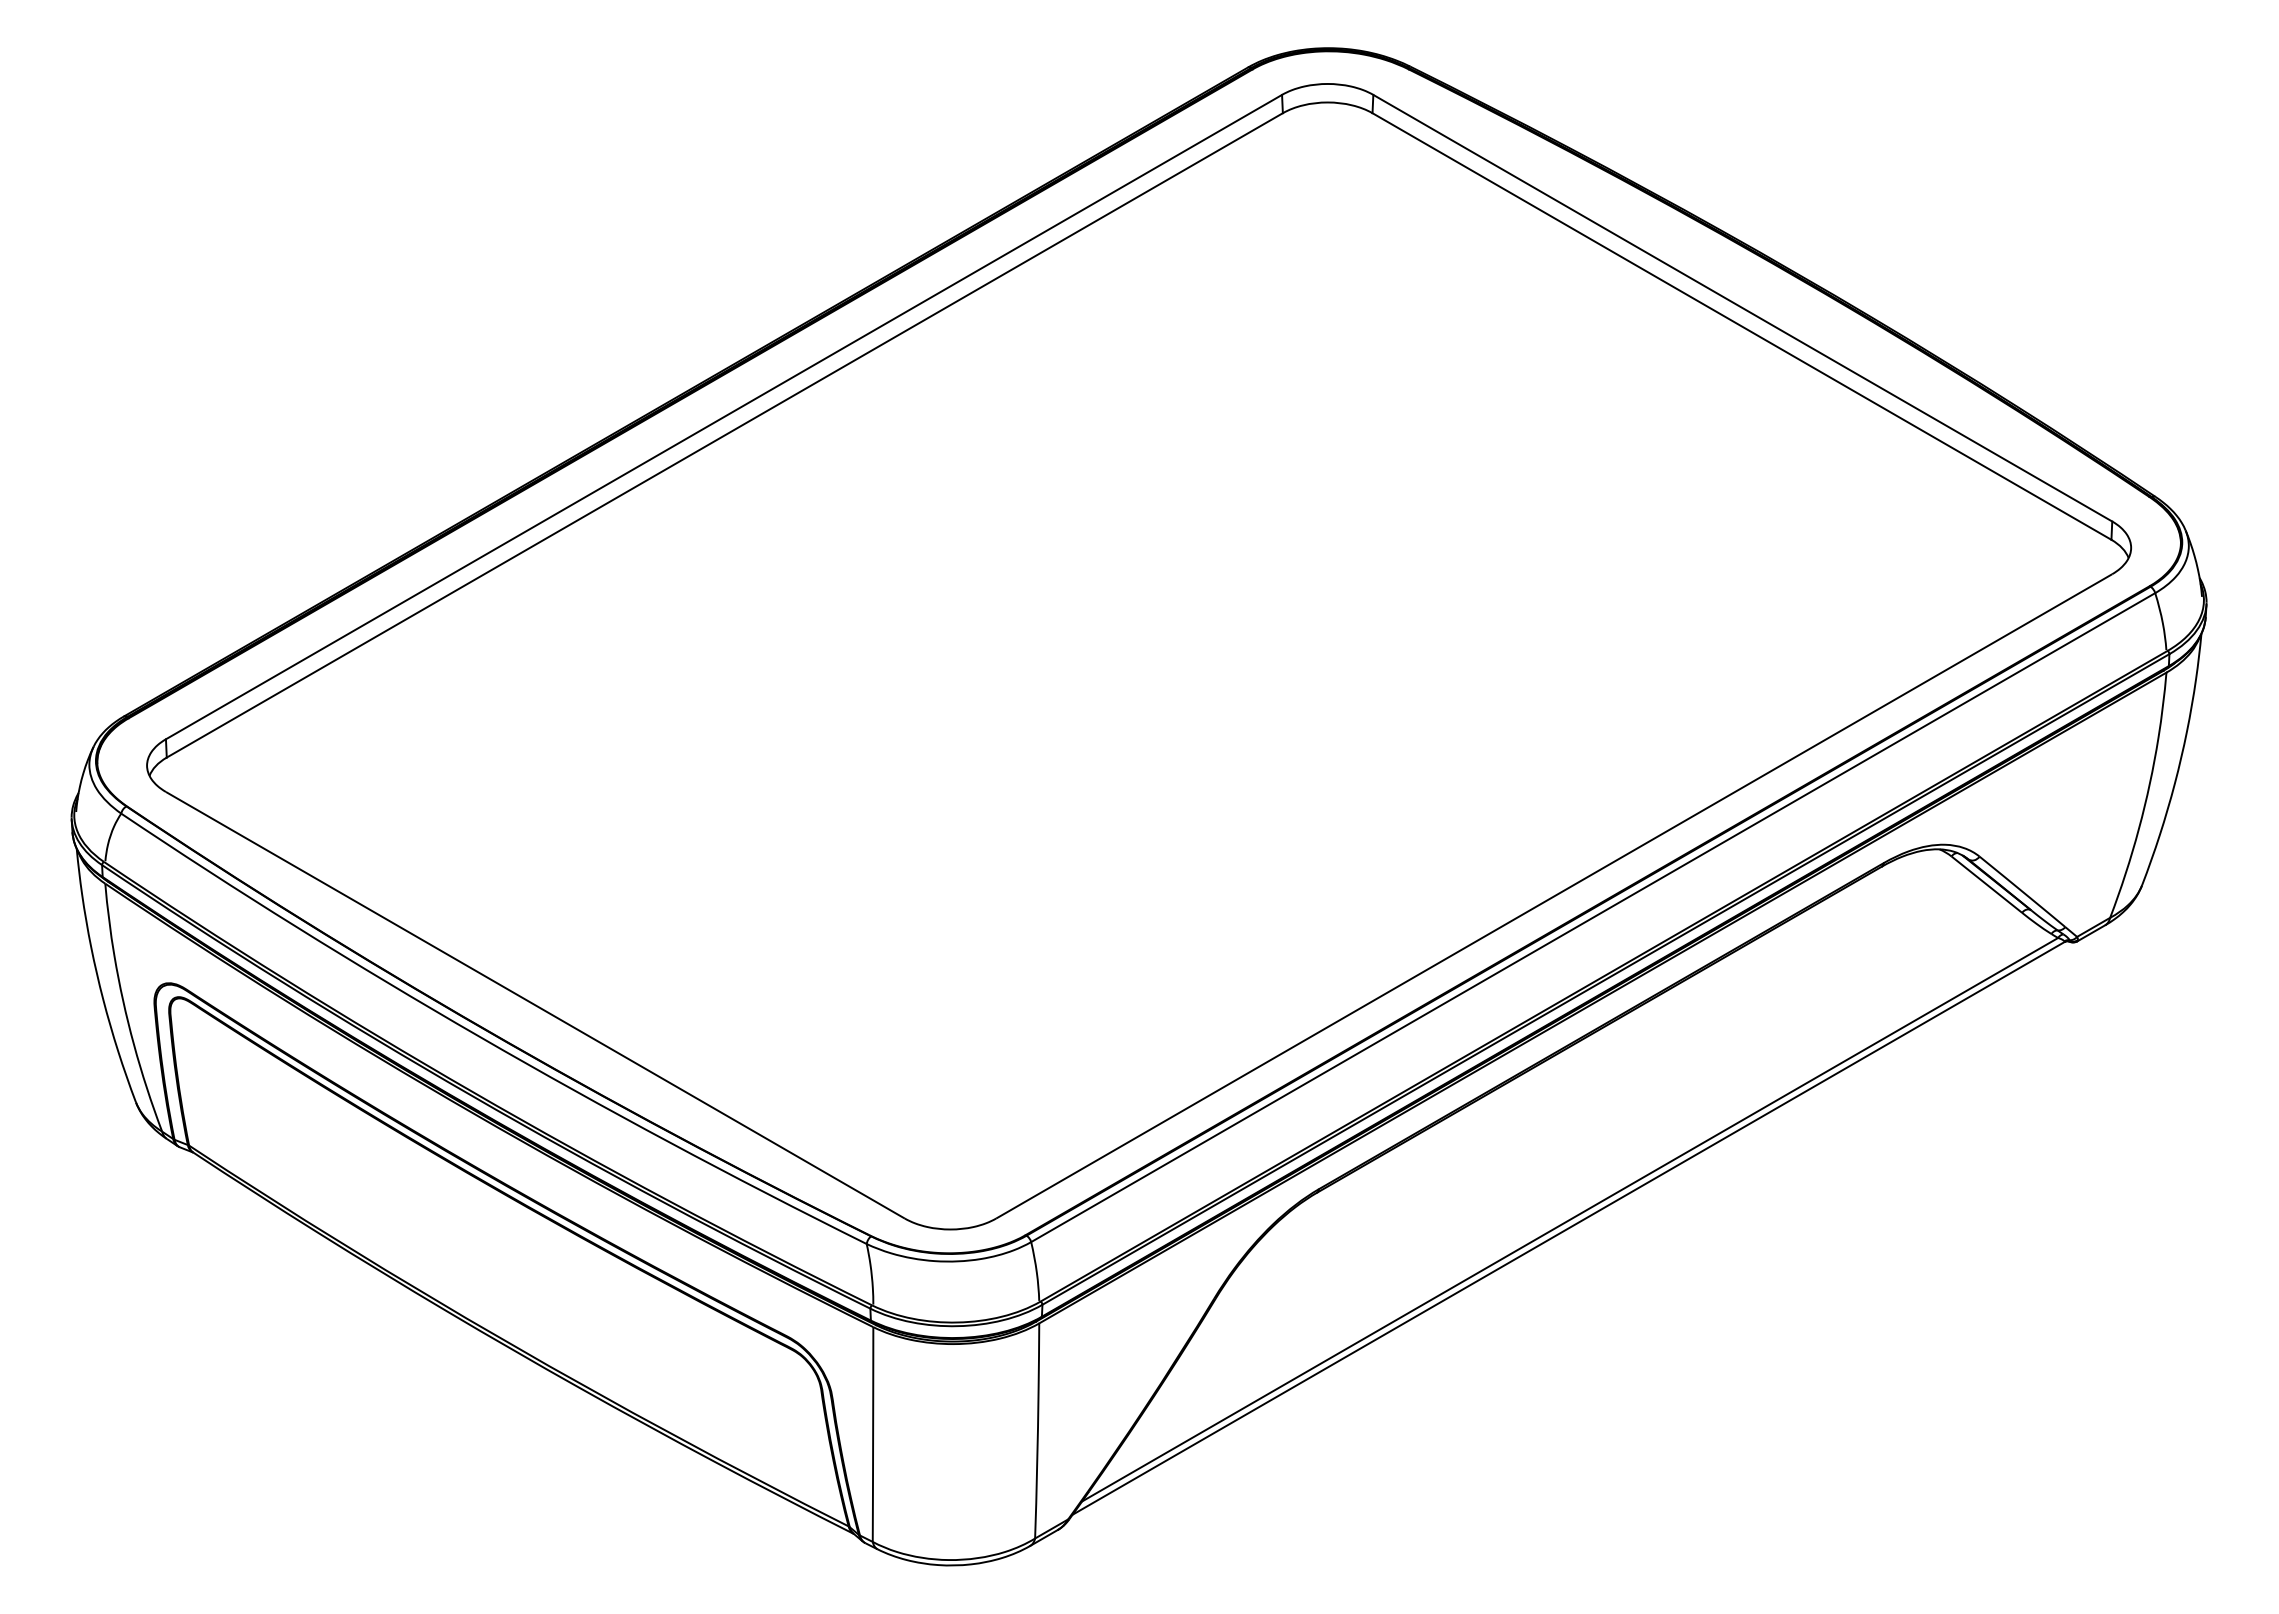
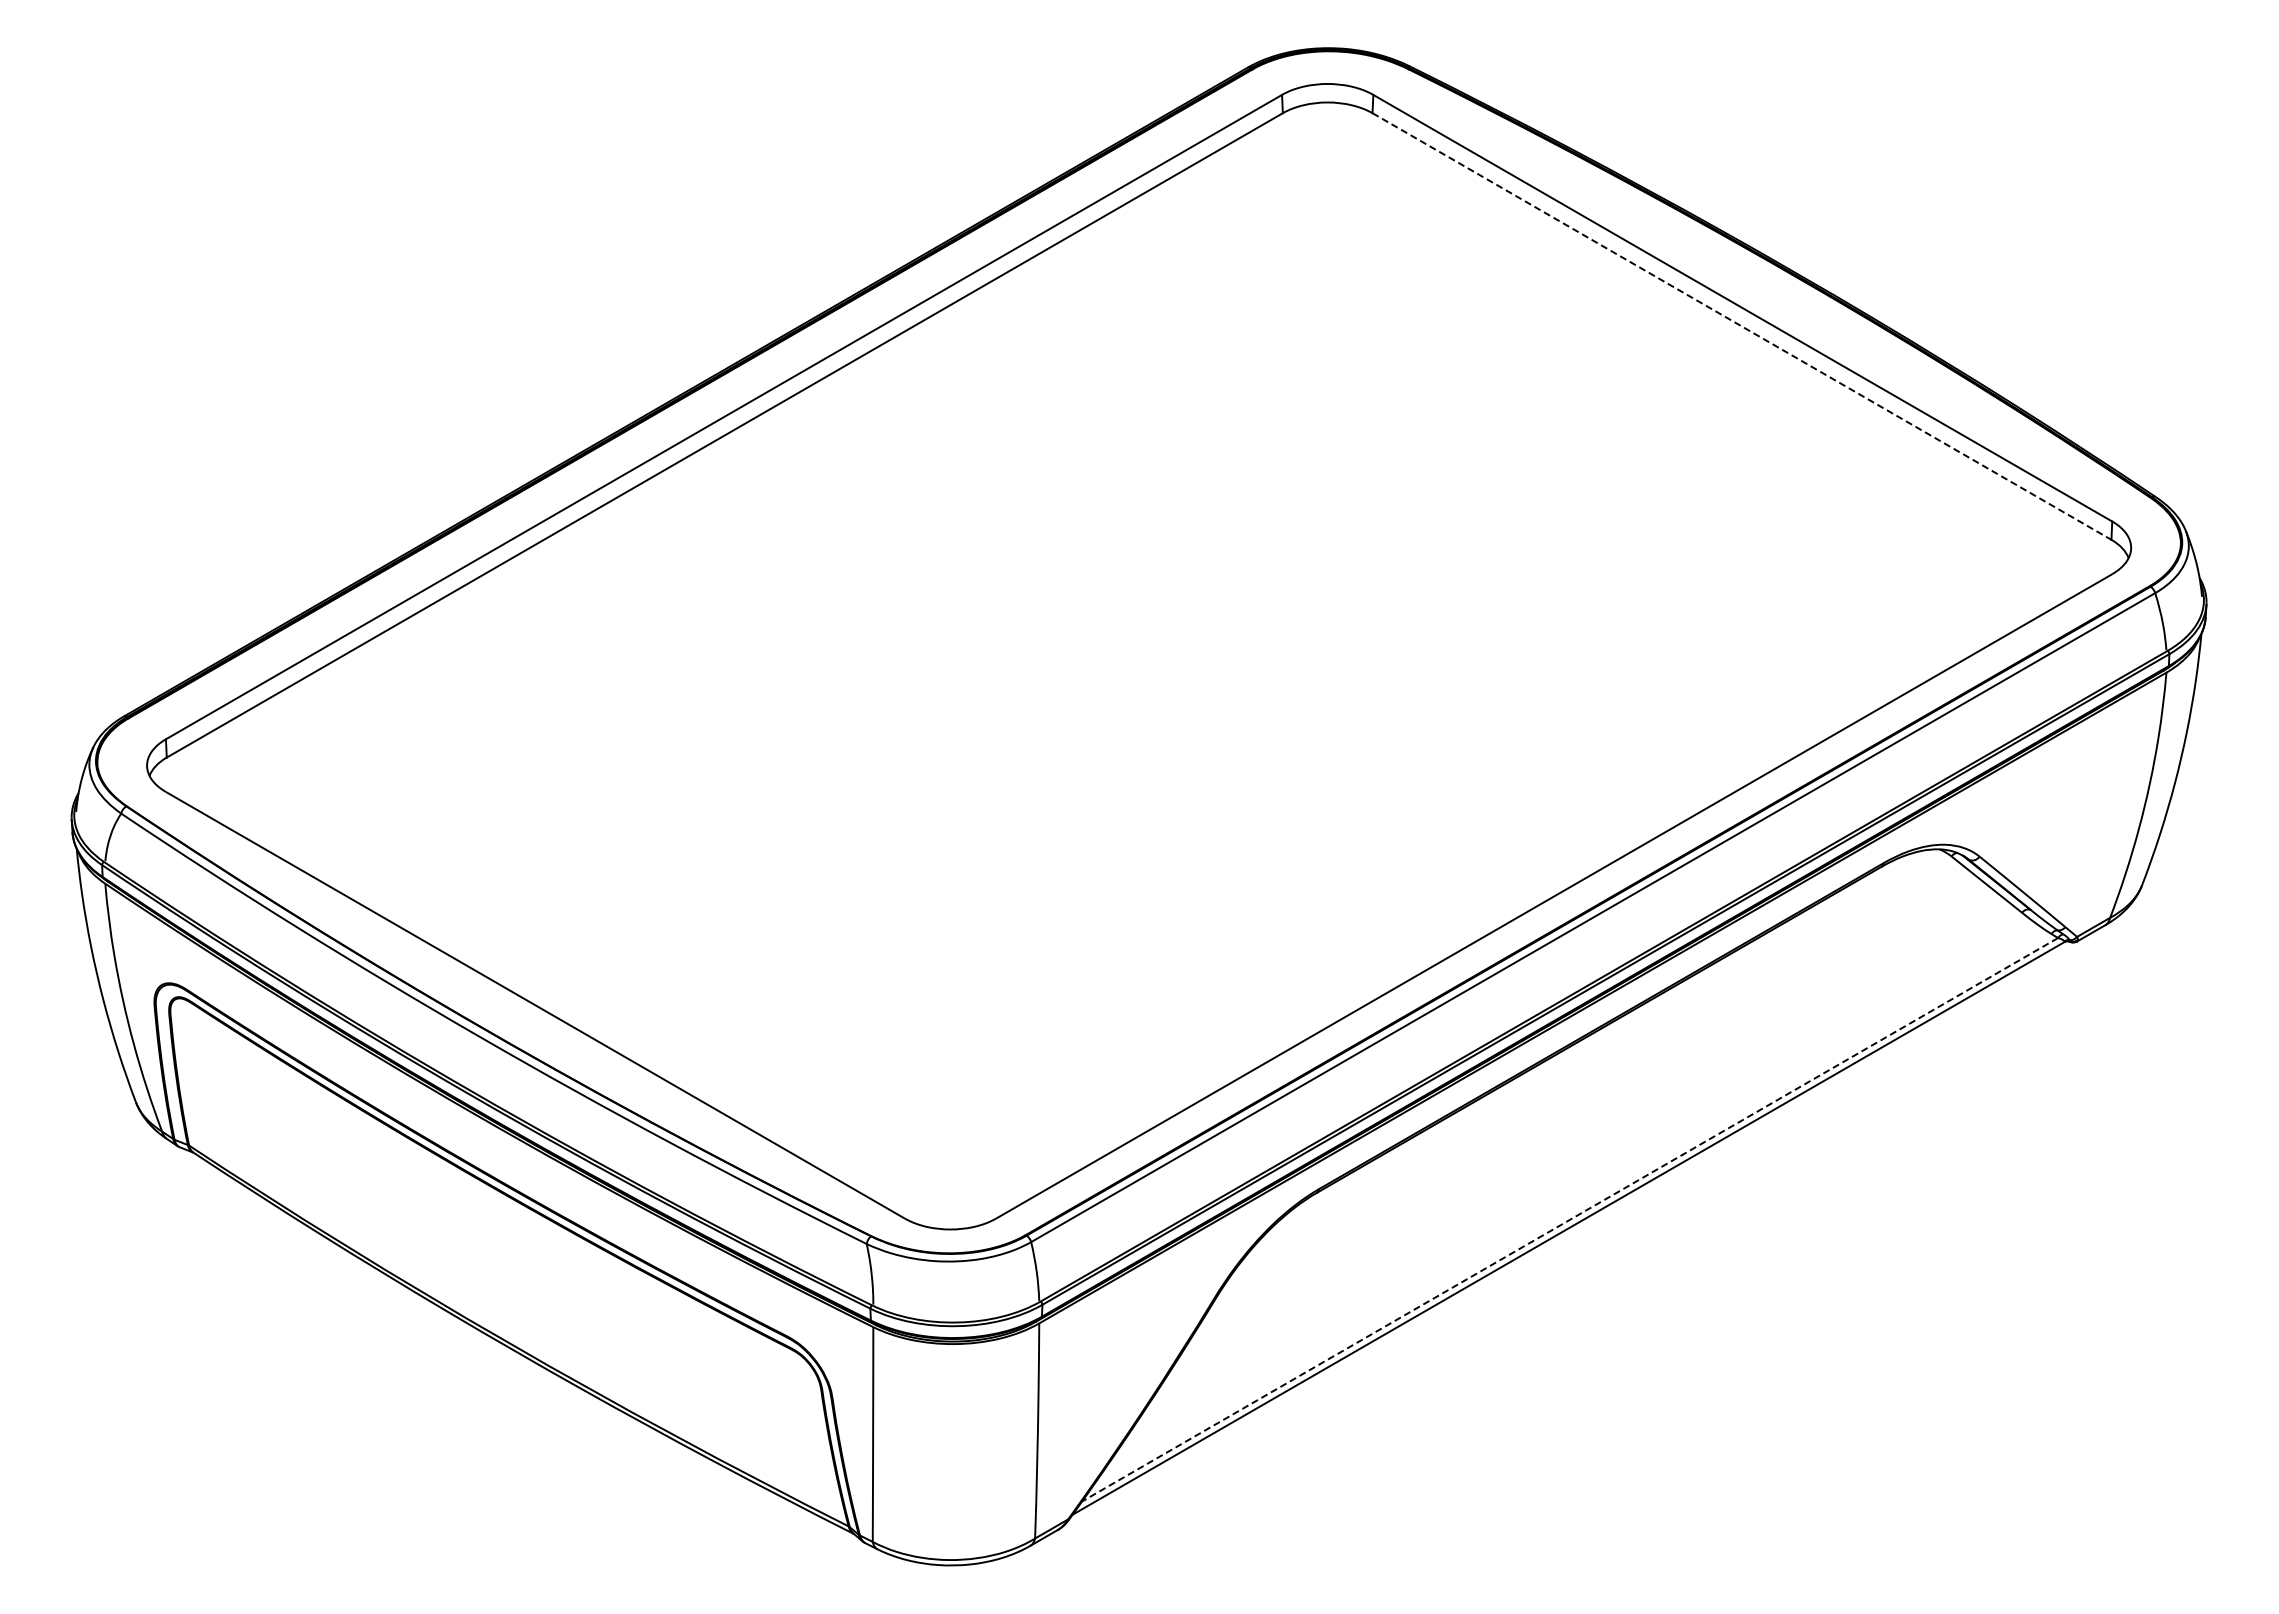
line: solid -> dashed (1741, 326)
line: solid -> dashed (1570, 1219)
